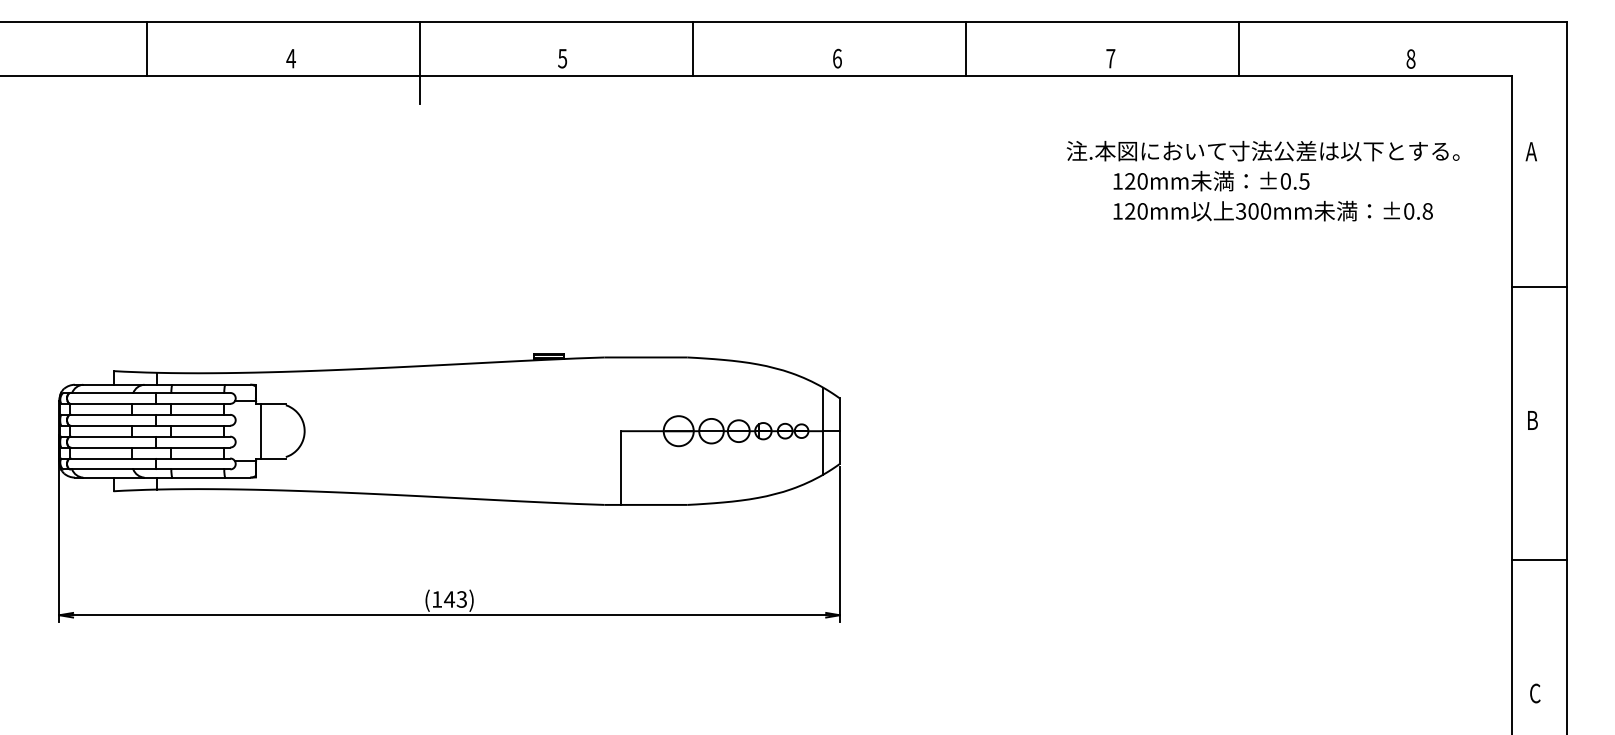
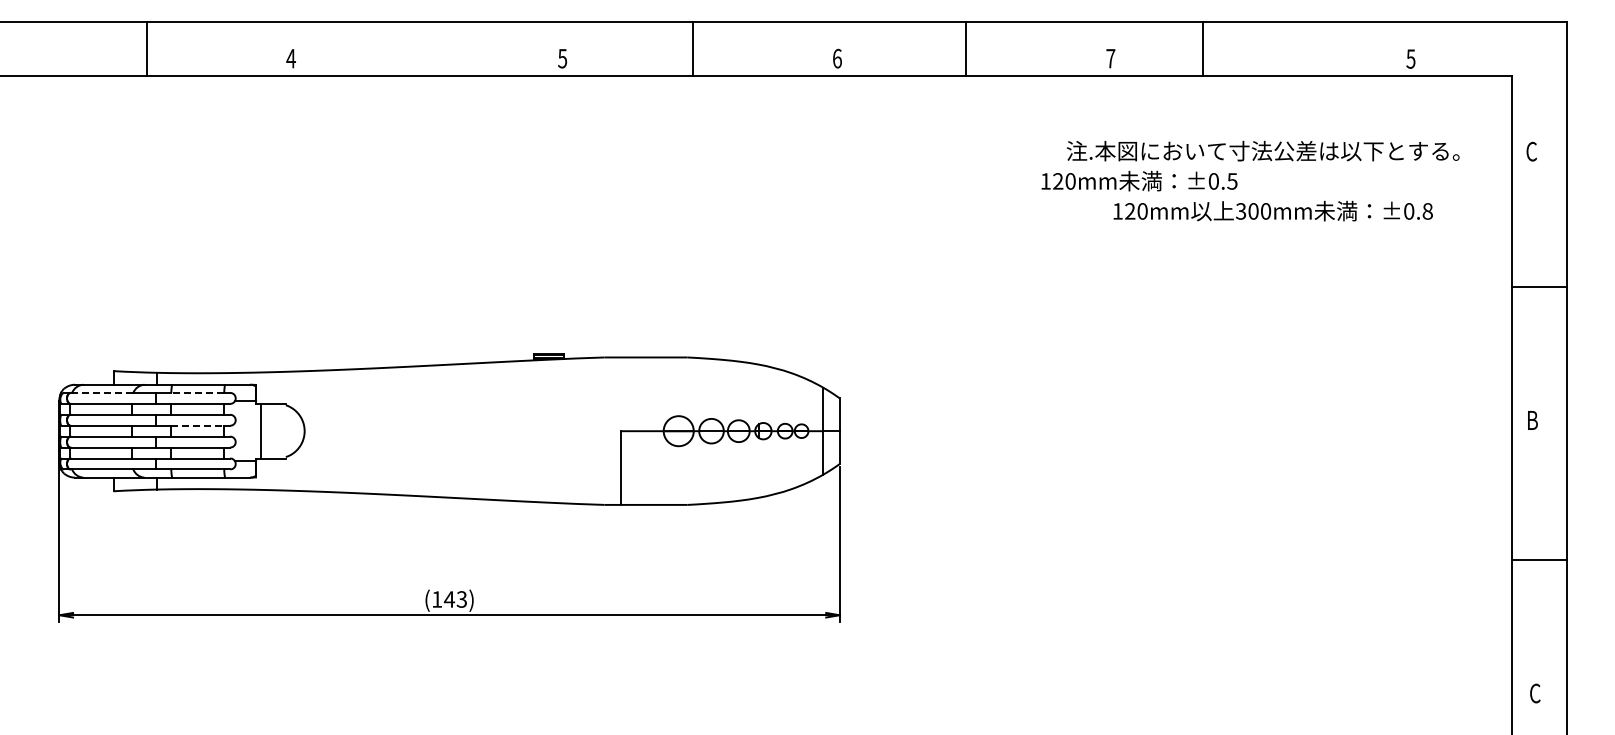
line position: (1238, 48) -> (1202, 48) (1202, 48)
text: 8 -> 5 (1410, 58)
line: present -> none (419, 62)
text: A -> C (1530, 151)
text position: (1211, 180) -> (1139, 180) (1139, 180)
line: solid -> dashed (102, 392)
line: solid -> dashed (197, 392)
line: solid -> dashed (198, 425)
